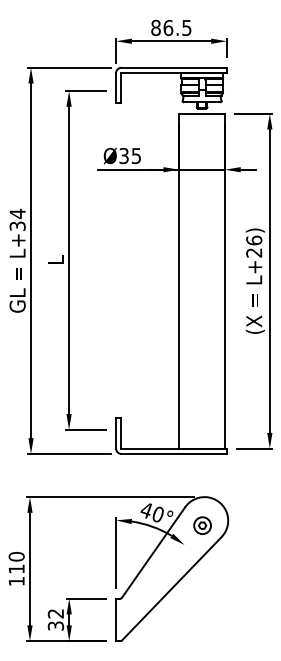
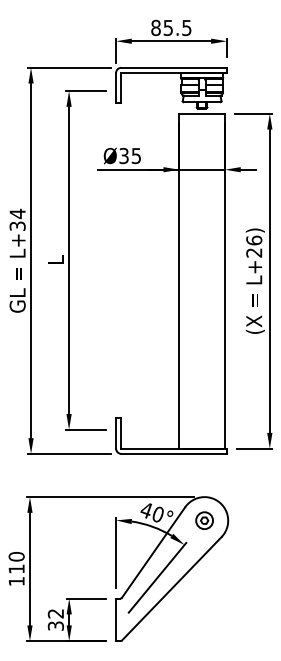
text: 86.5 -> 85.5 (168, 27)
part position: (202, 525) -> (204, 520) (204, 520)
line: none -> present (157, 577)
